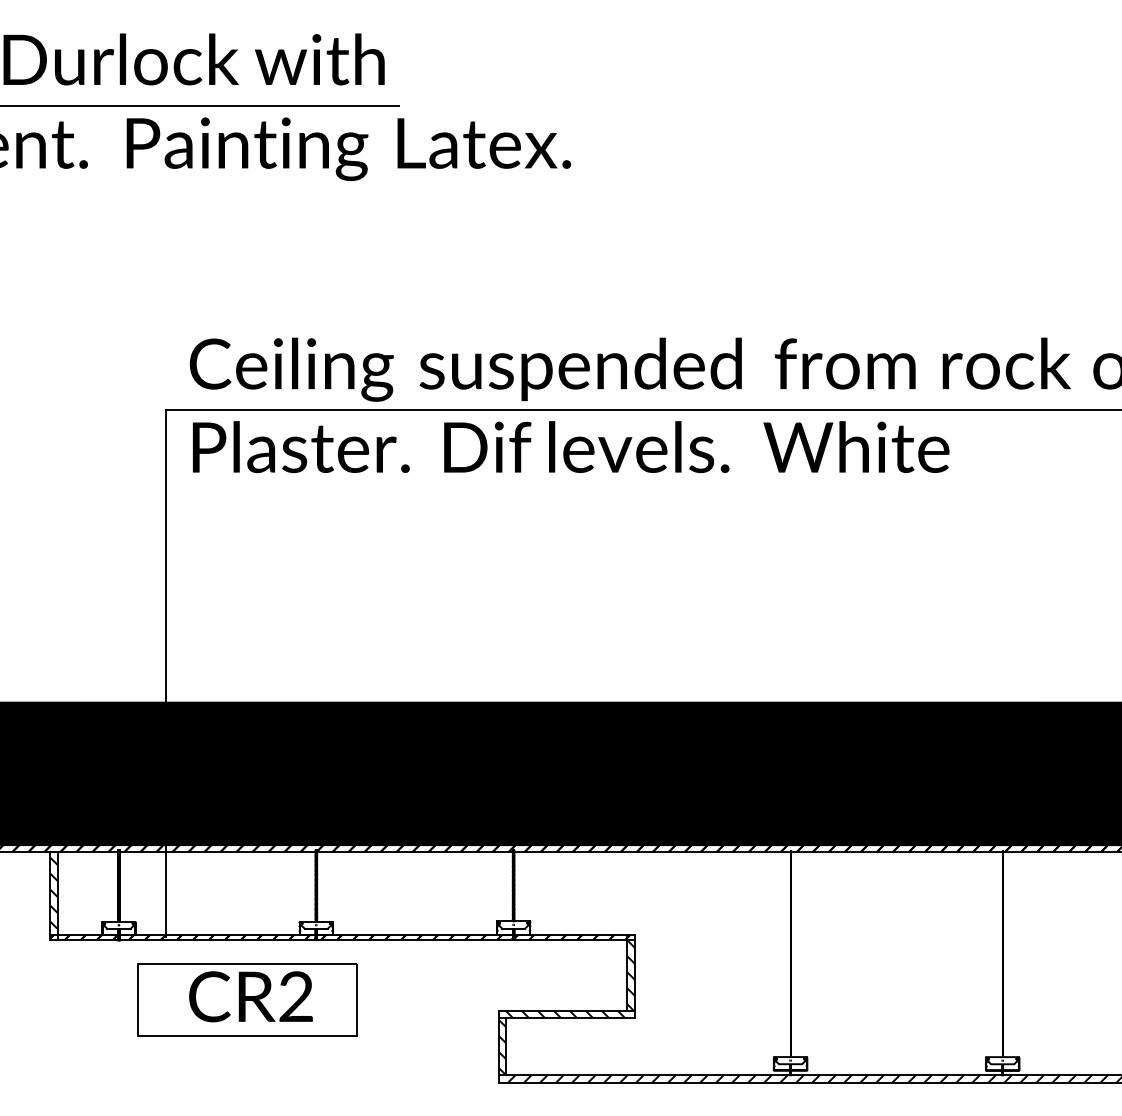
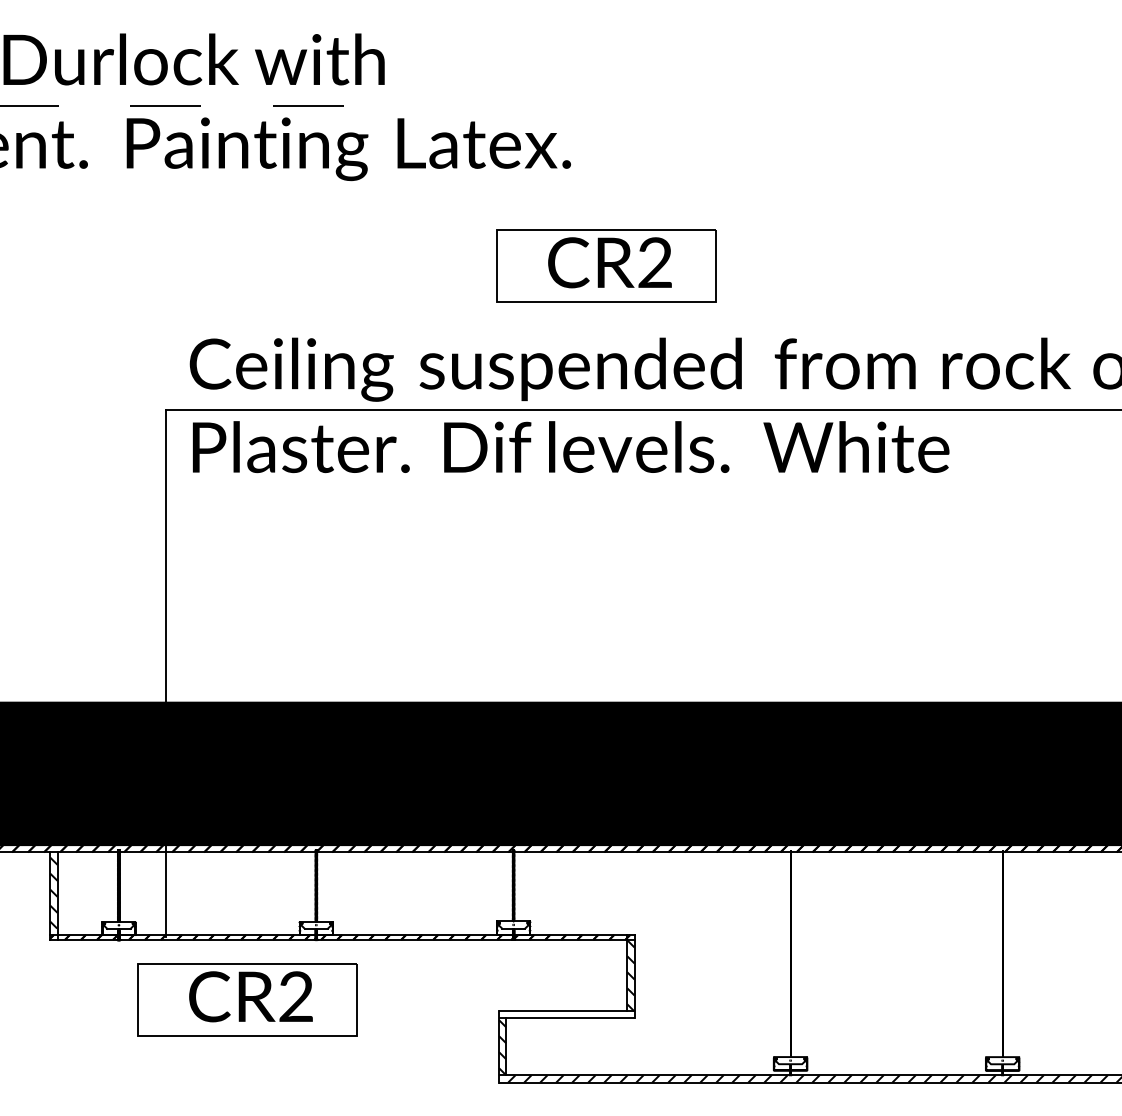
line: solid -> dashed (200, 105)
part: none -> present (606, 265)
hatch: present -> none (570, 1014)
